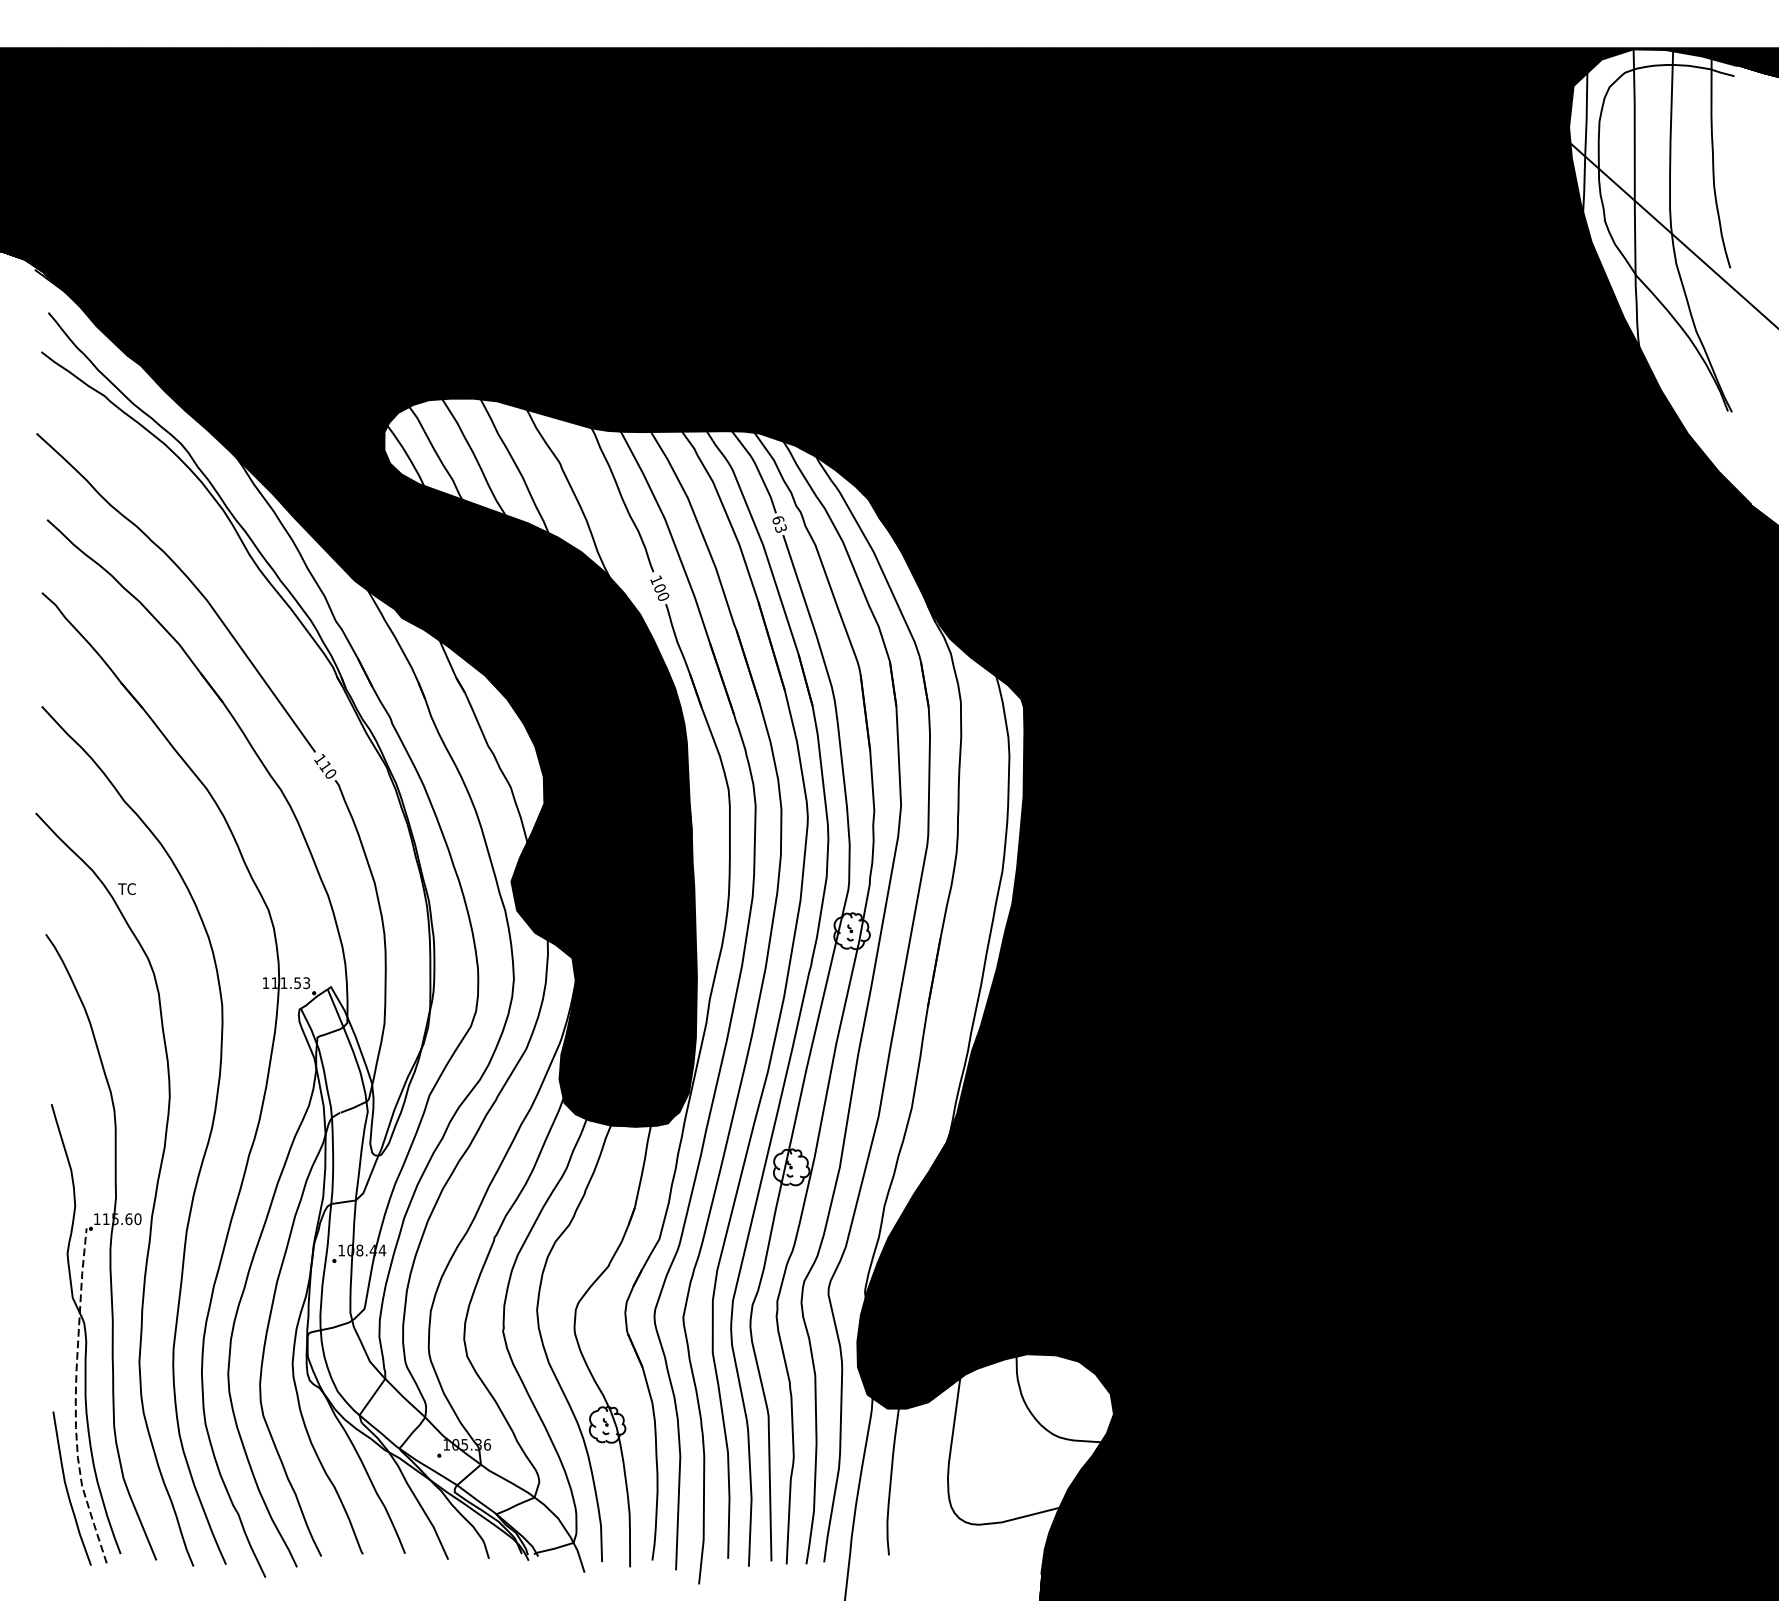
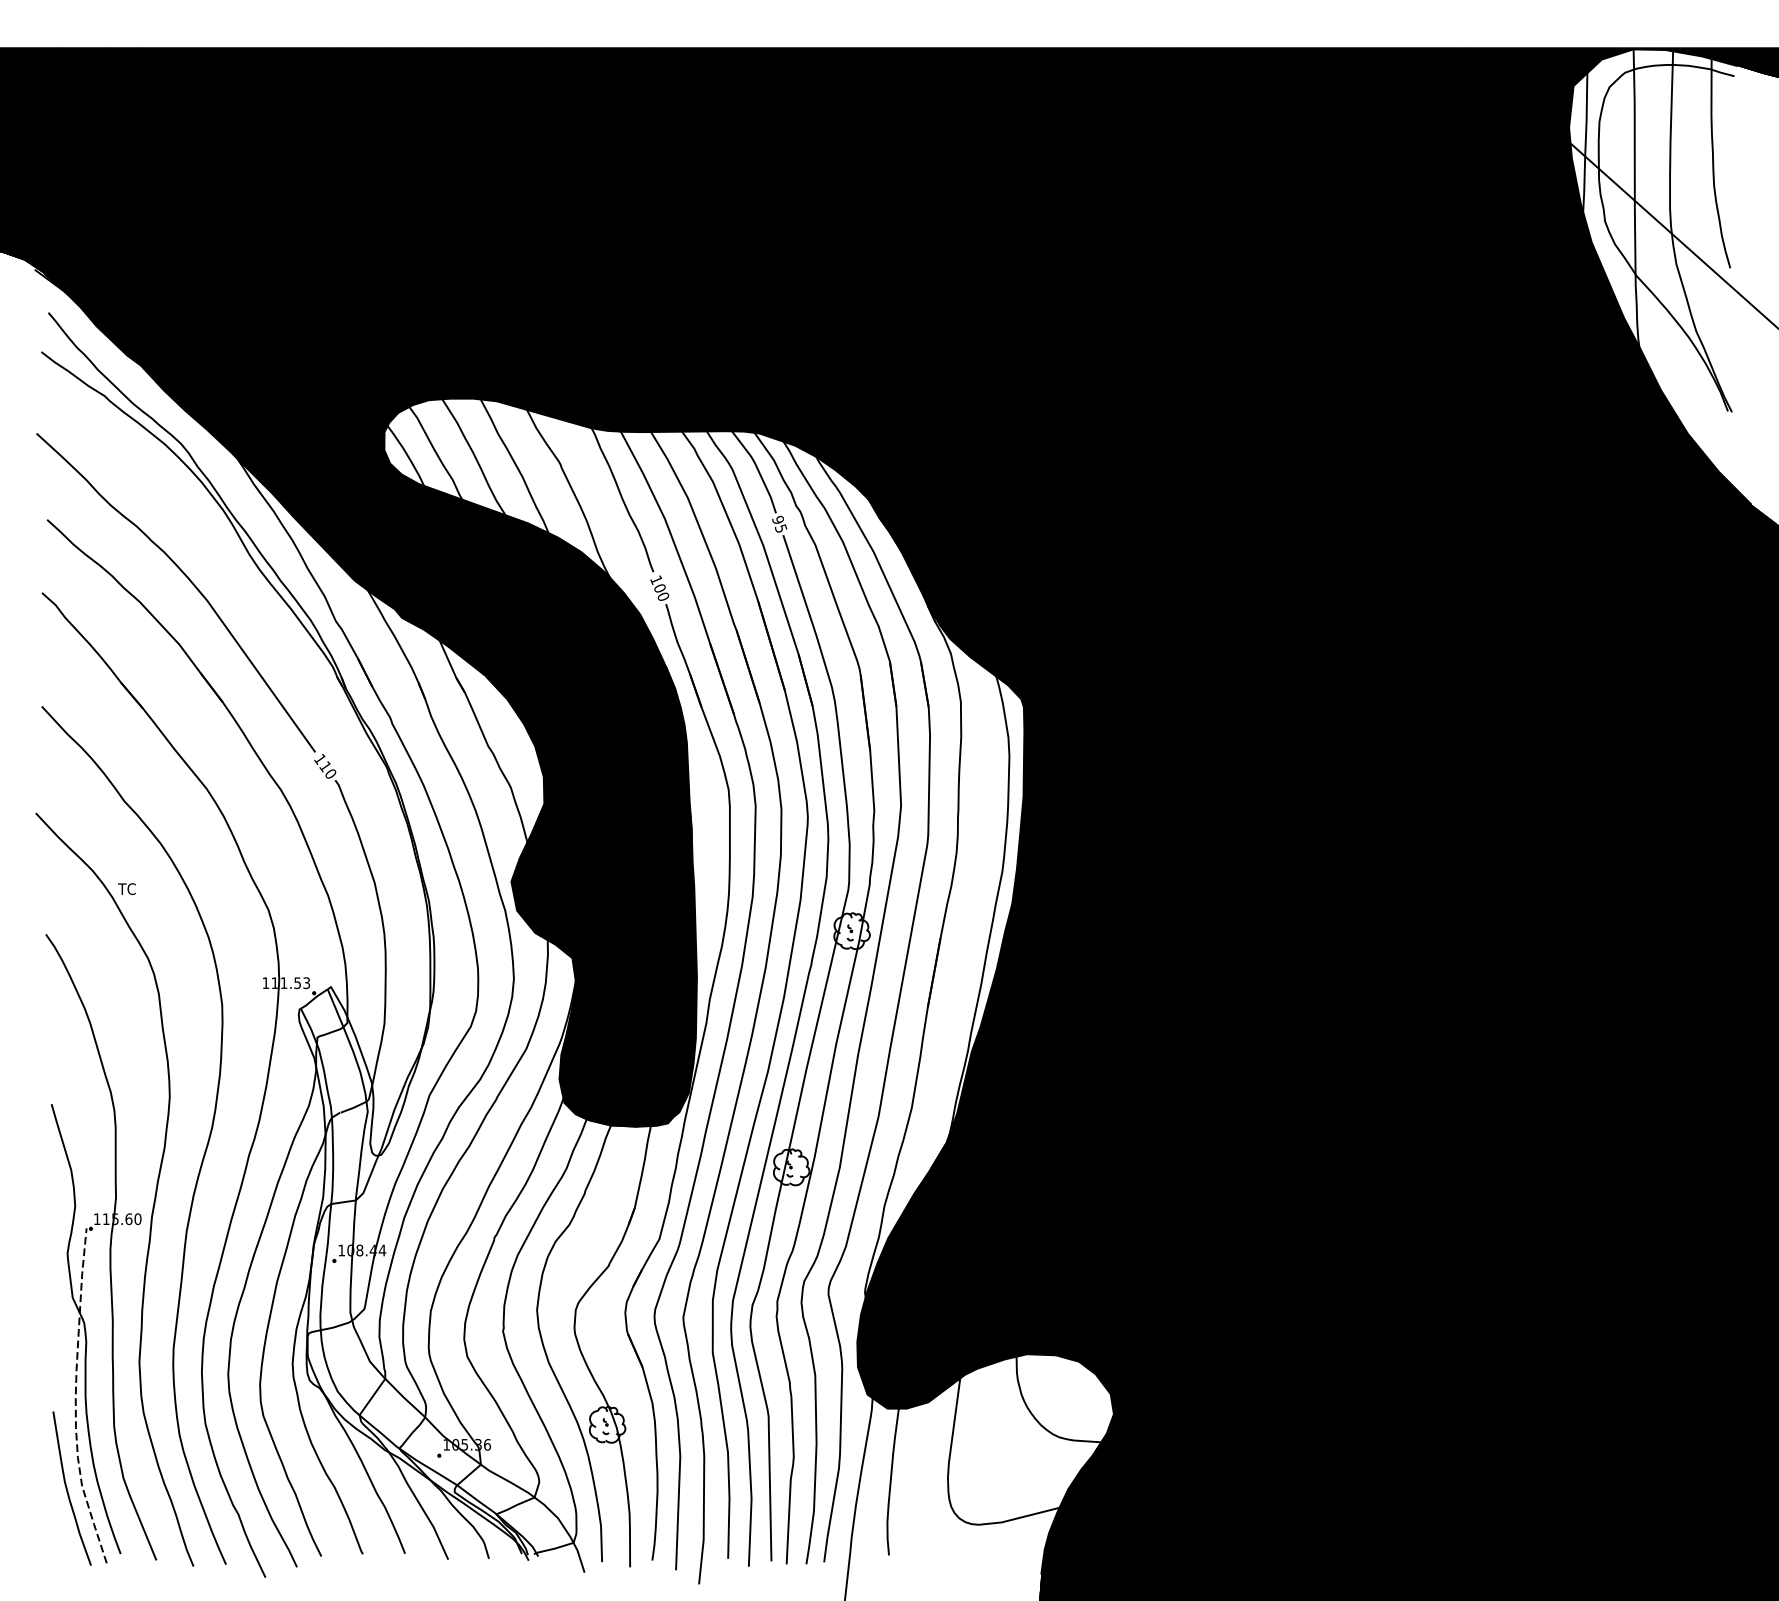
text: 63 -> 95 (779, 523)
